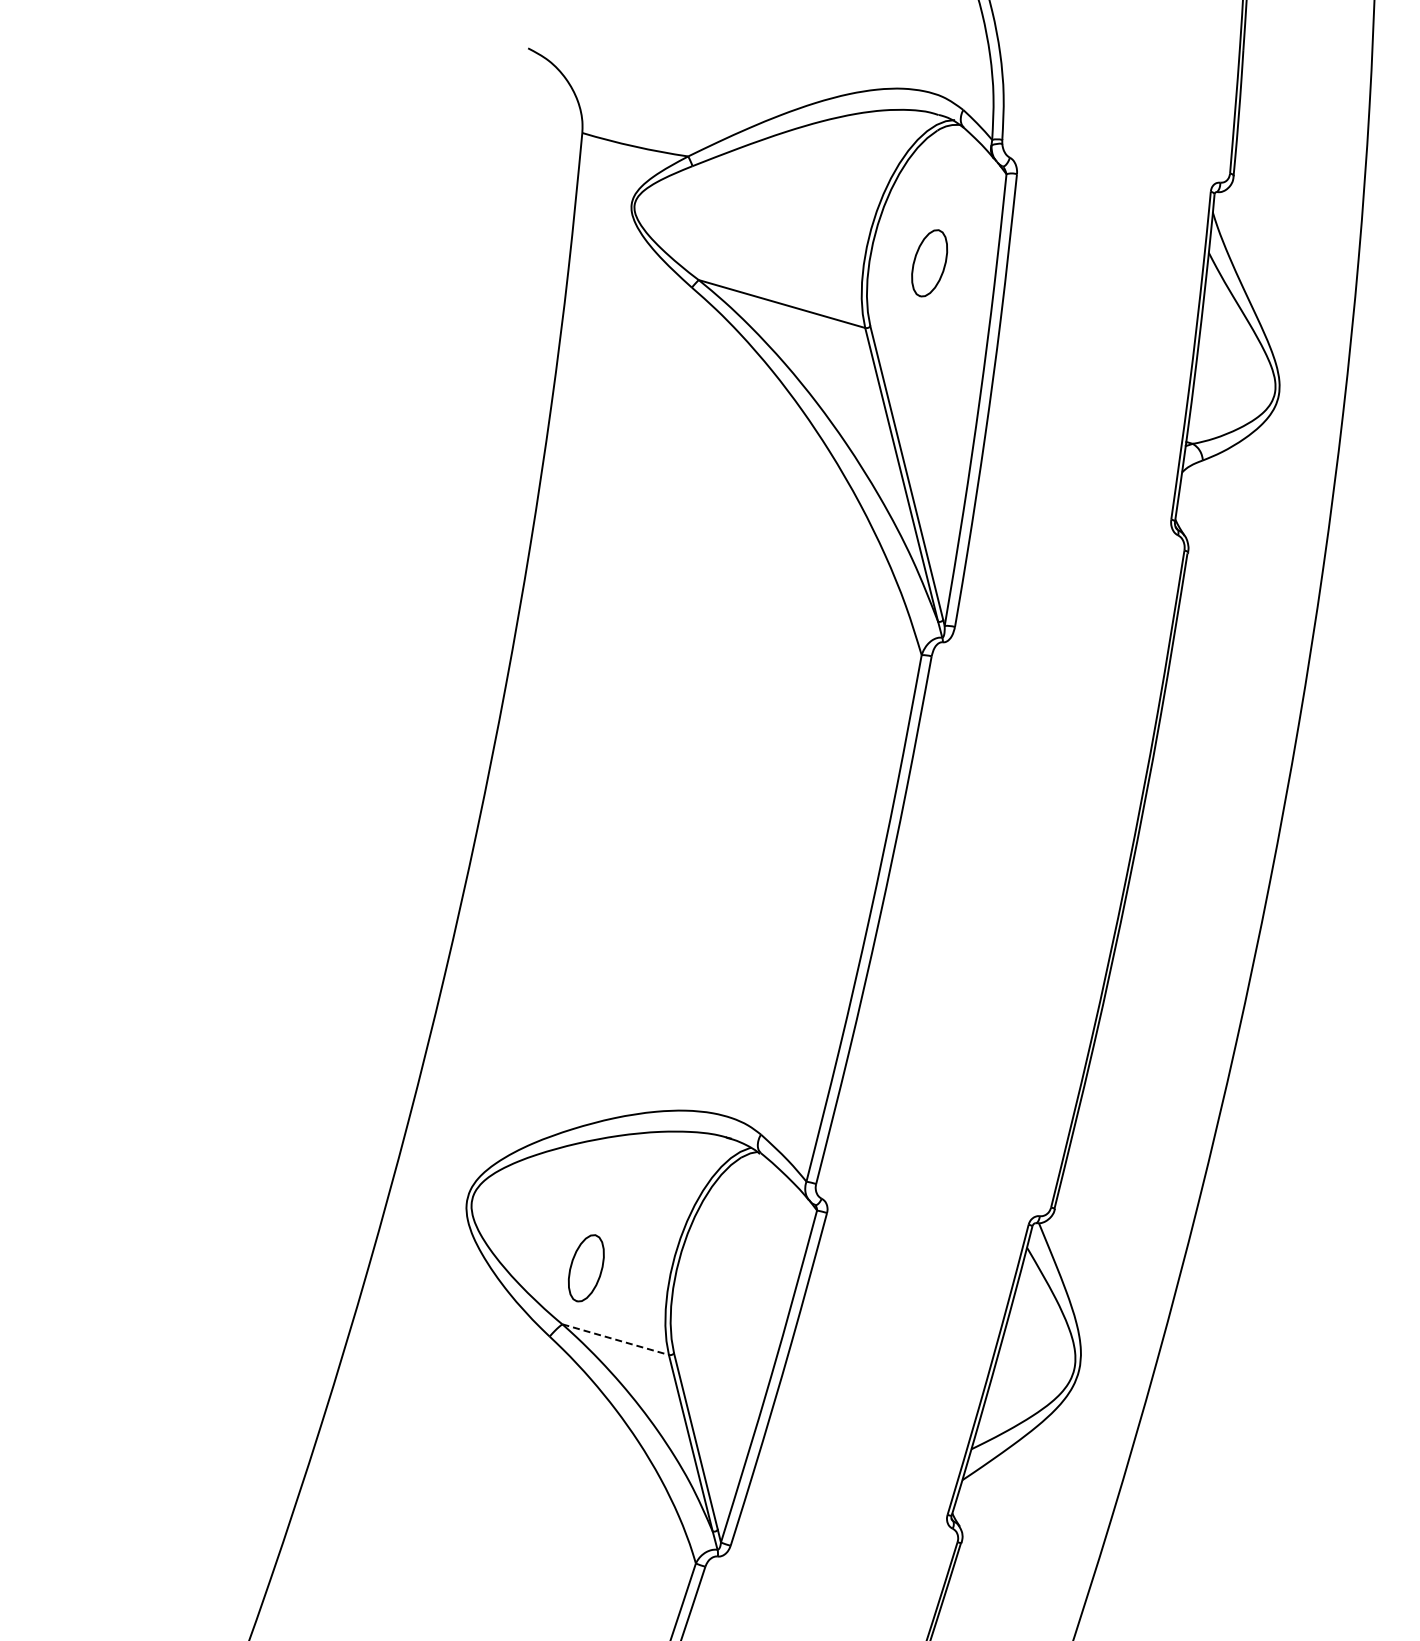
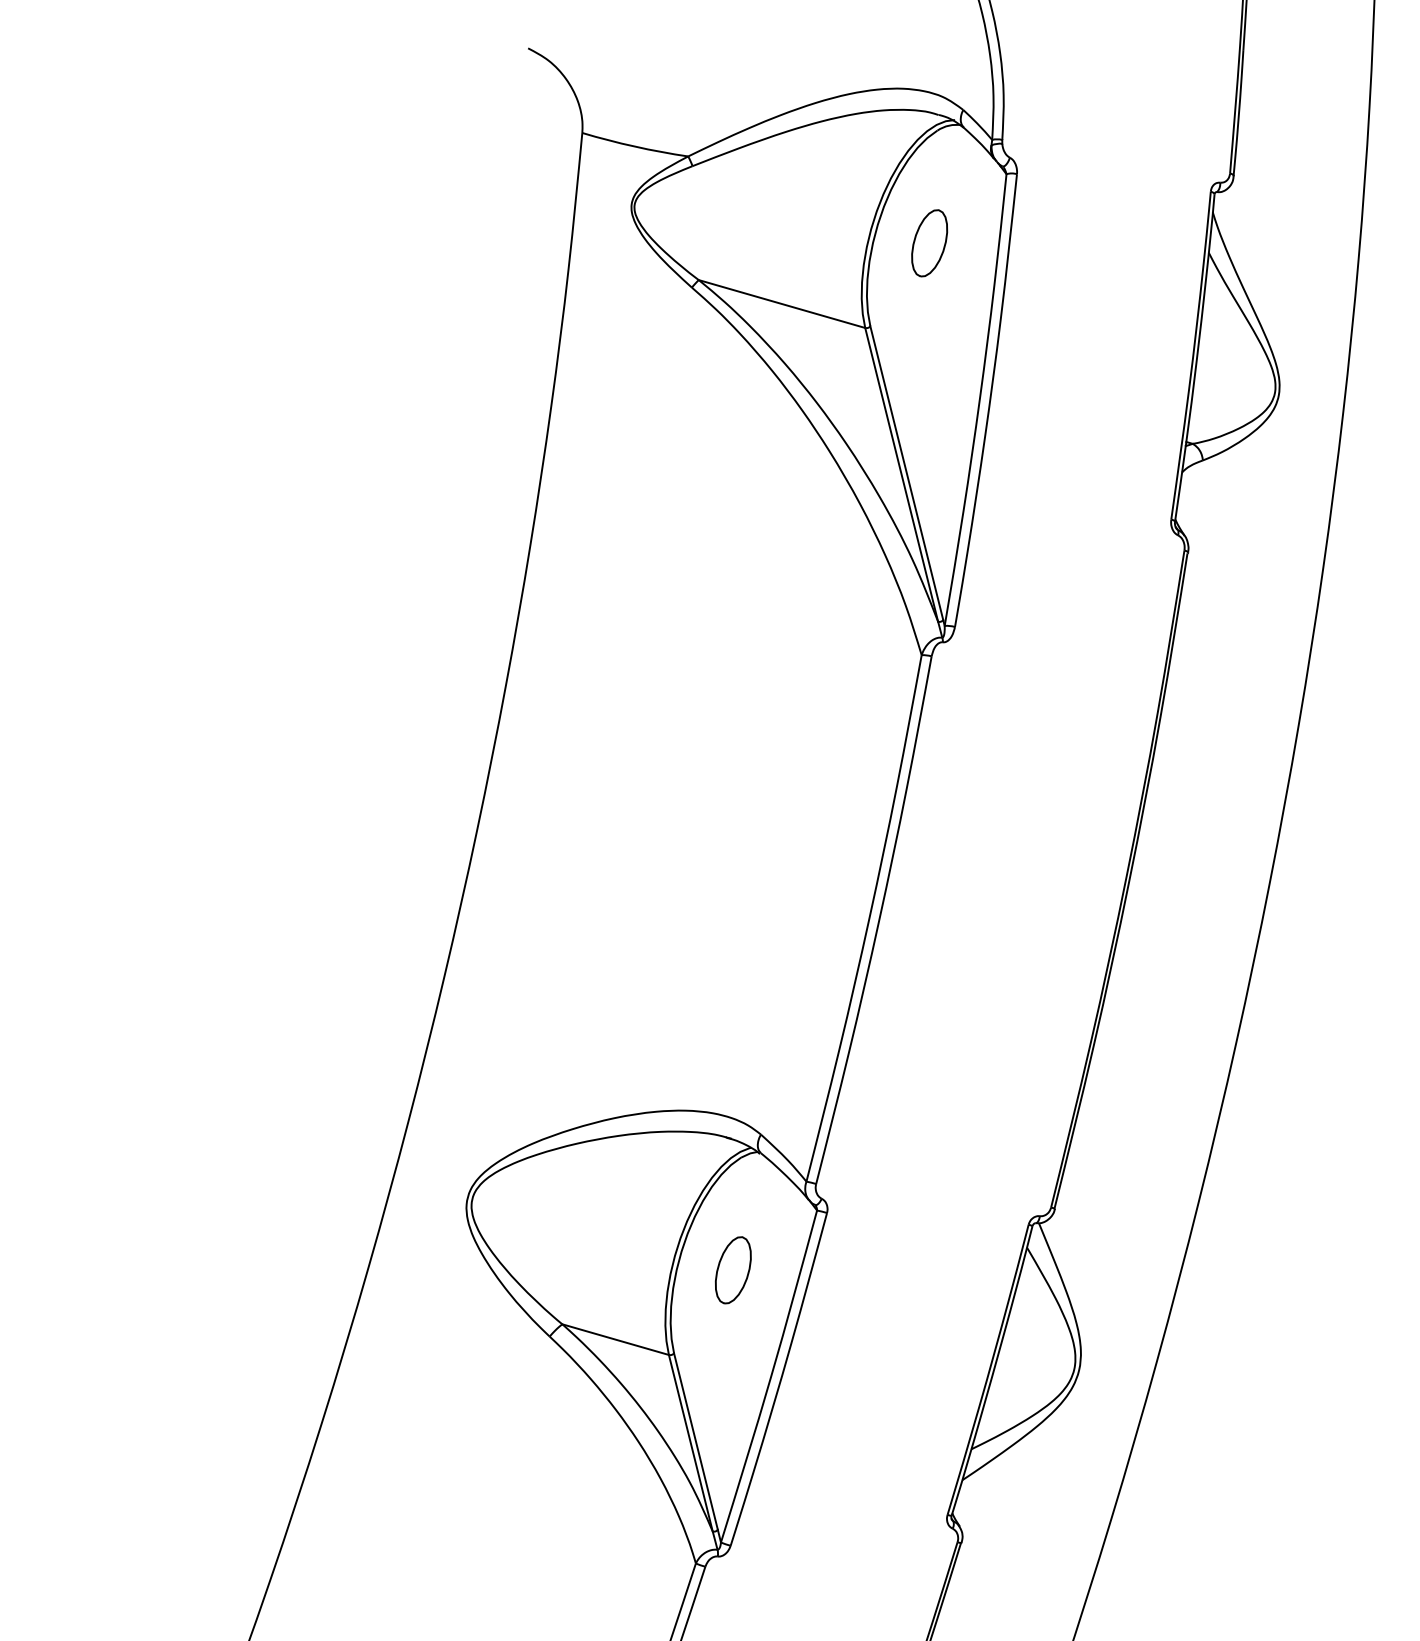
part position: (929, 263) -> (929, 243) (929, 243)
part position: (585, 1268) -> (732, 1270) (732, 1270)
line: dashed -> solid (616, 1339)
